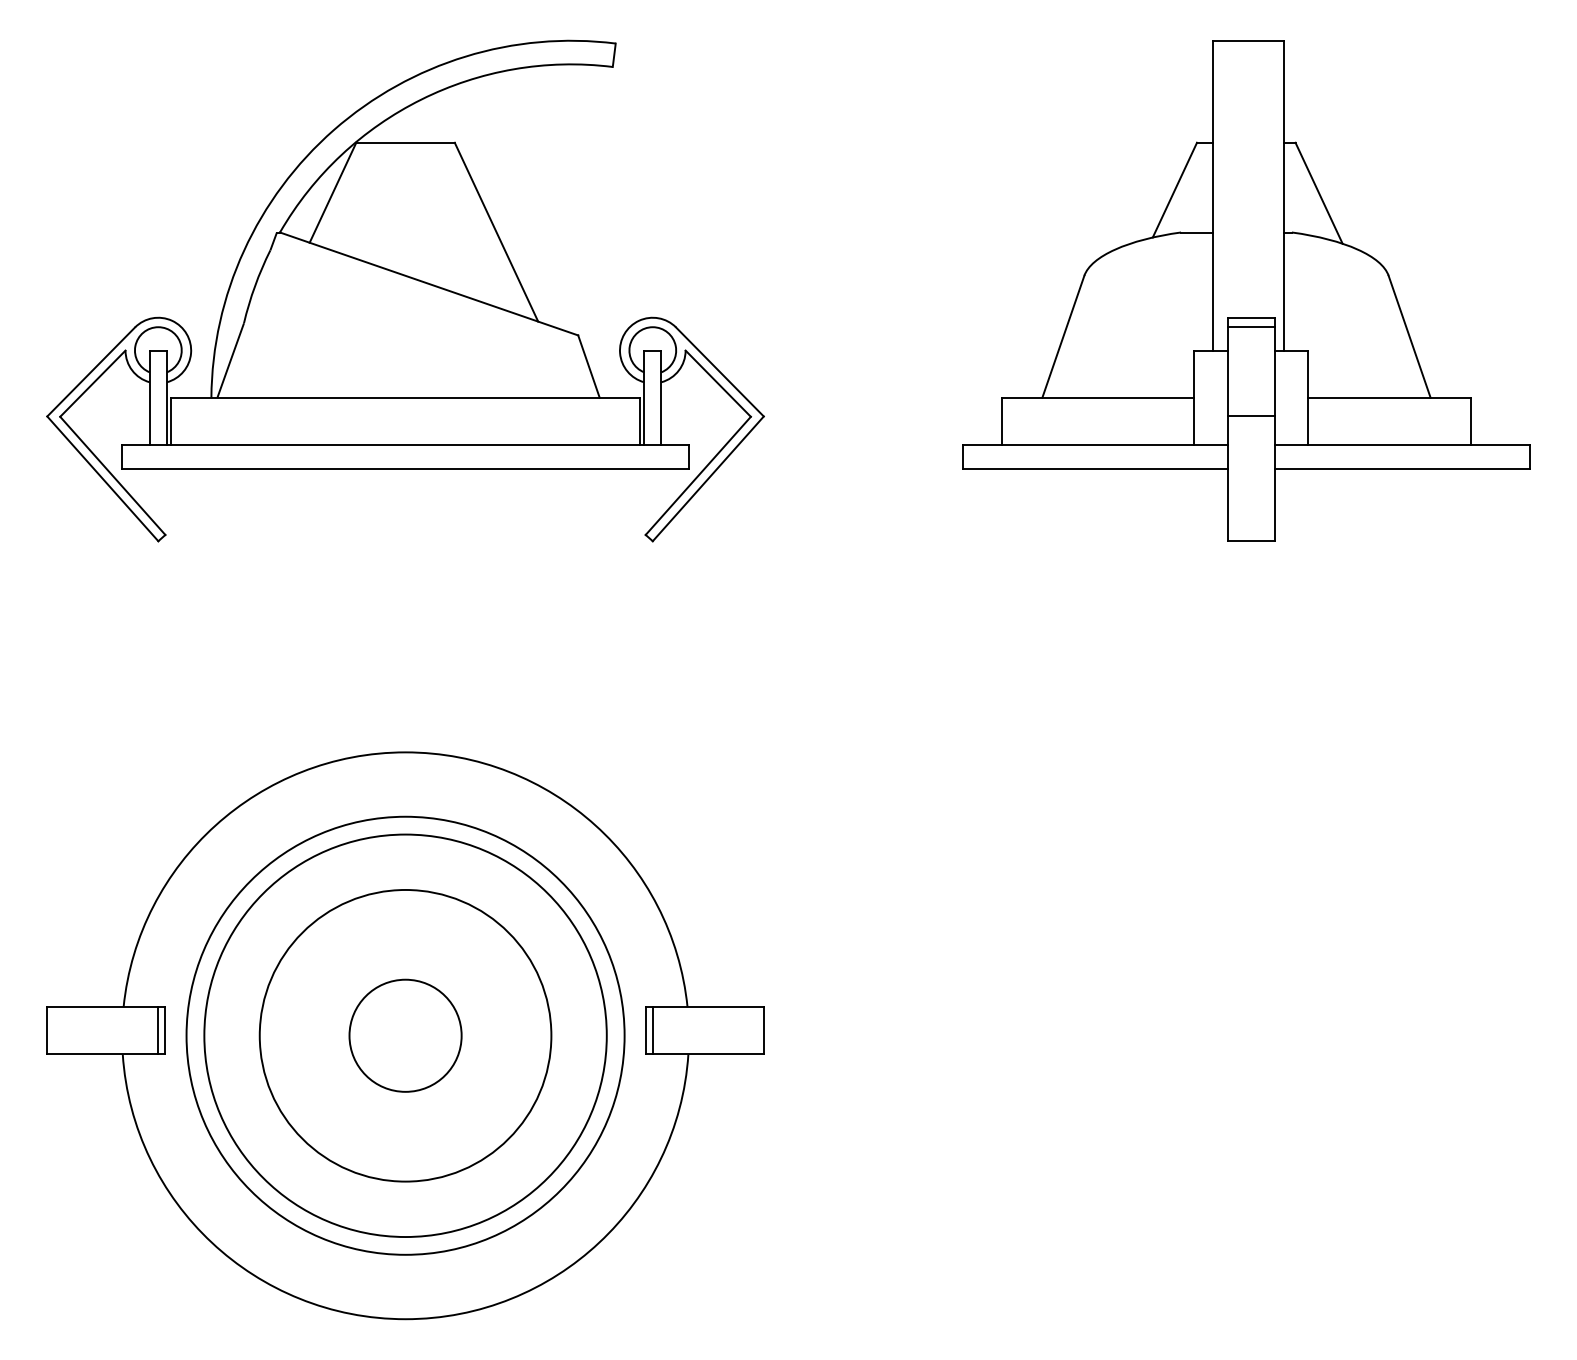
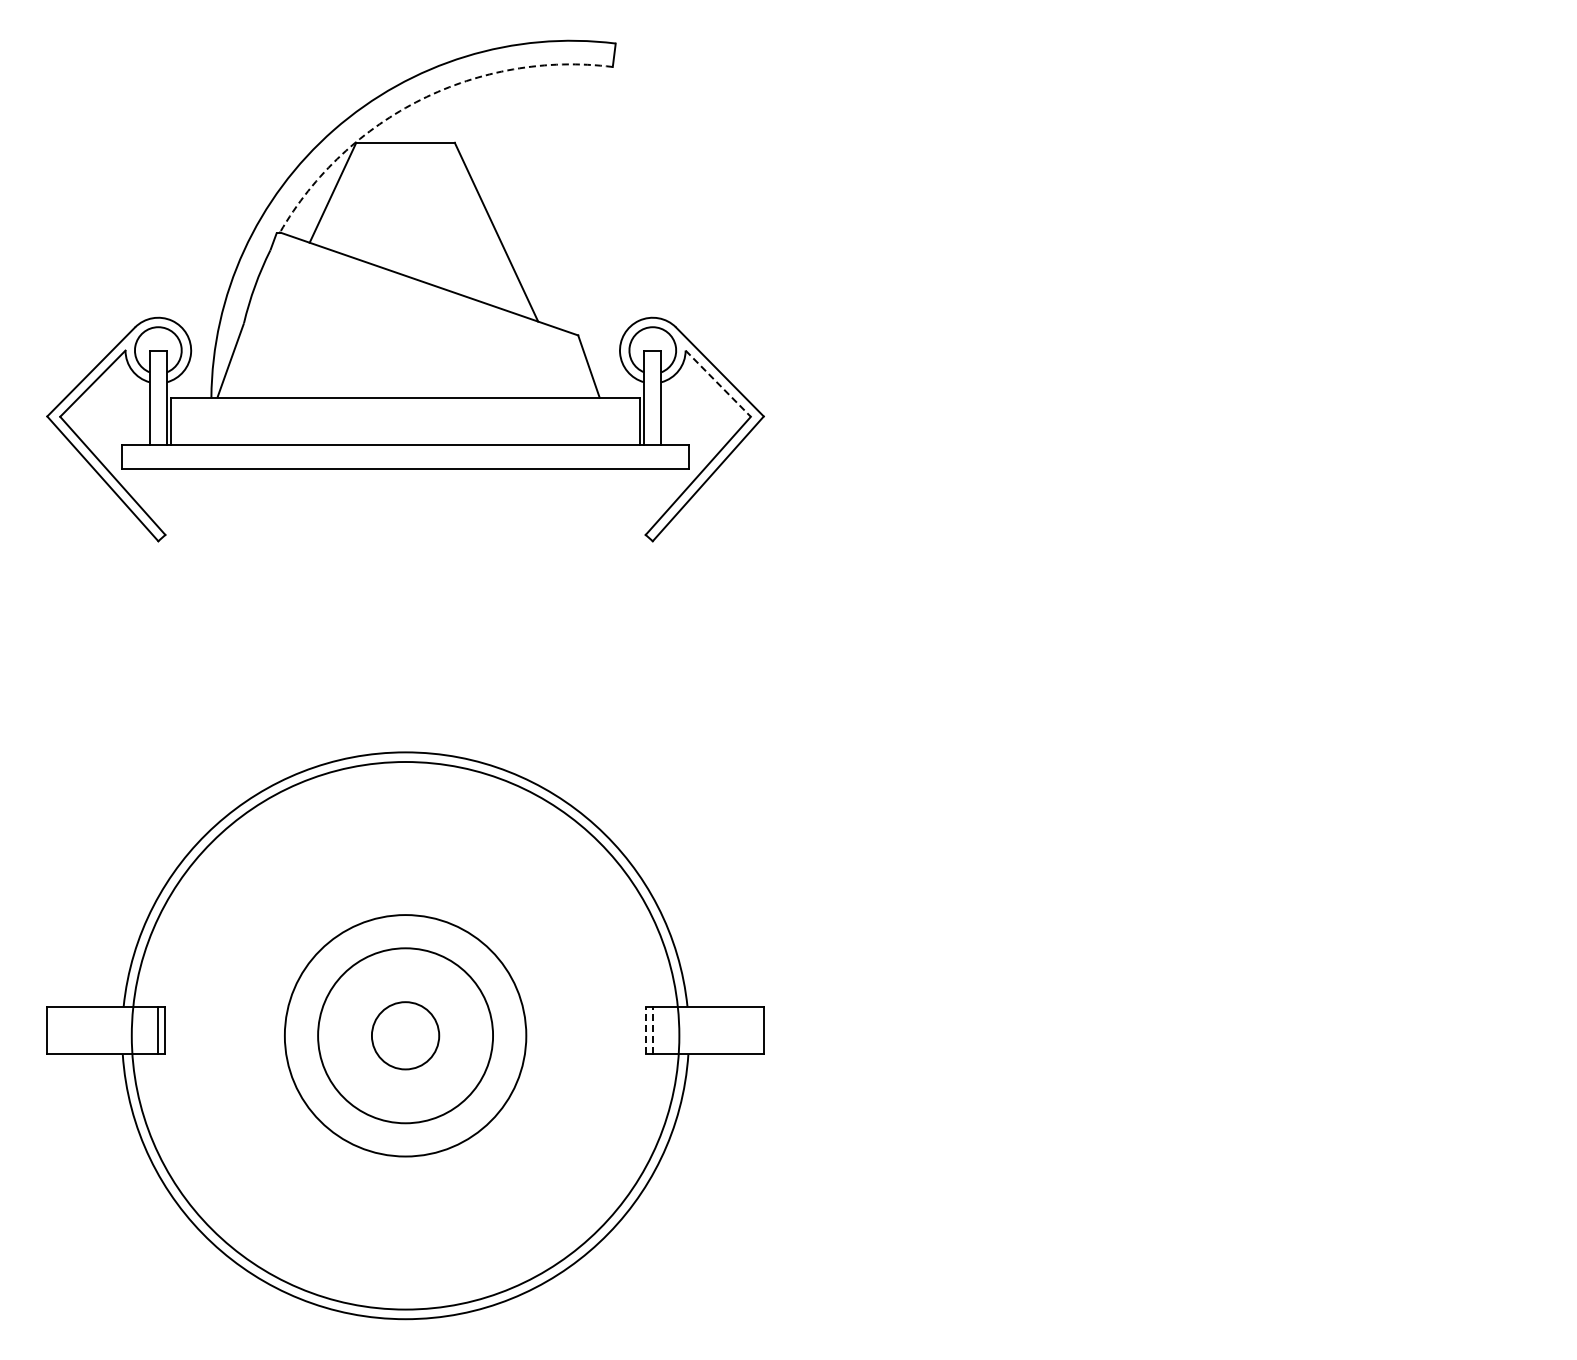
arc: solid -> dashed (421, 99)
part: present -> none (1246, 290)
line: solid -> dashed (718, 384)
line: solid -> dashed (645, 1030)
line: solid -> dashed (652, 1030)
circle diameter: 112 px -> 67 px (405, 1035)
circle diameter: 292 px -> 175 px (405, 1035)
circle diameter: 402 px -> 241 px (405, 1035)
circle diameter: 438 px -> 548 px (405, 1035)
